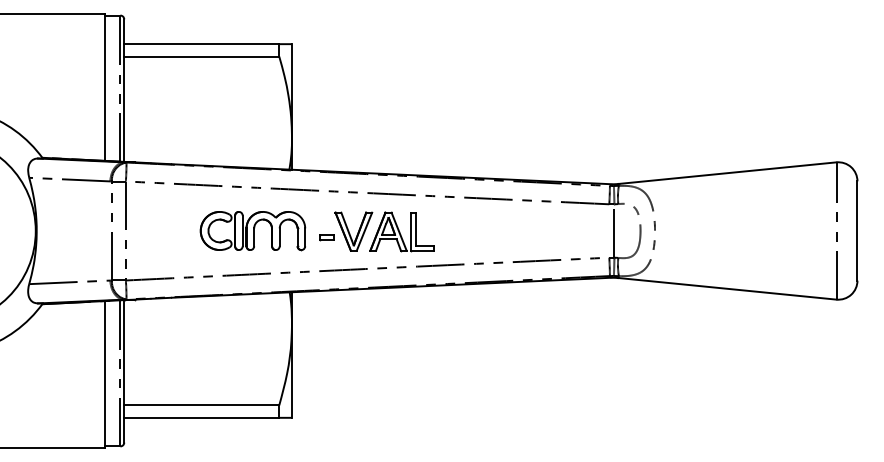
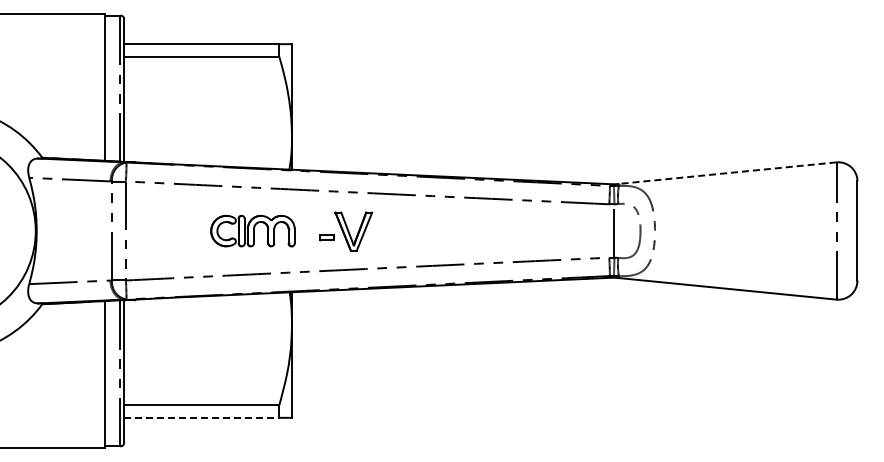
line: solid -> dashed (727, 173)
part size: 108x41 px -> 86x34 px (252, 230)
part: present -> none (401, 231)
line: solid -> dashed (201, 417)
